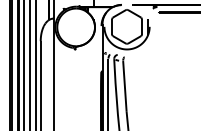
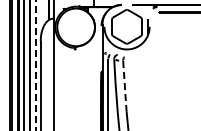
line: solid -> dashed (35, 65)
line: solid -> dashed (124, 86)
